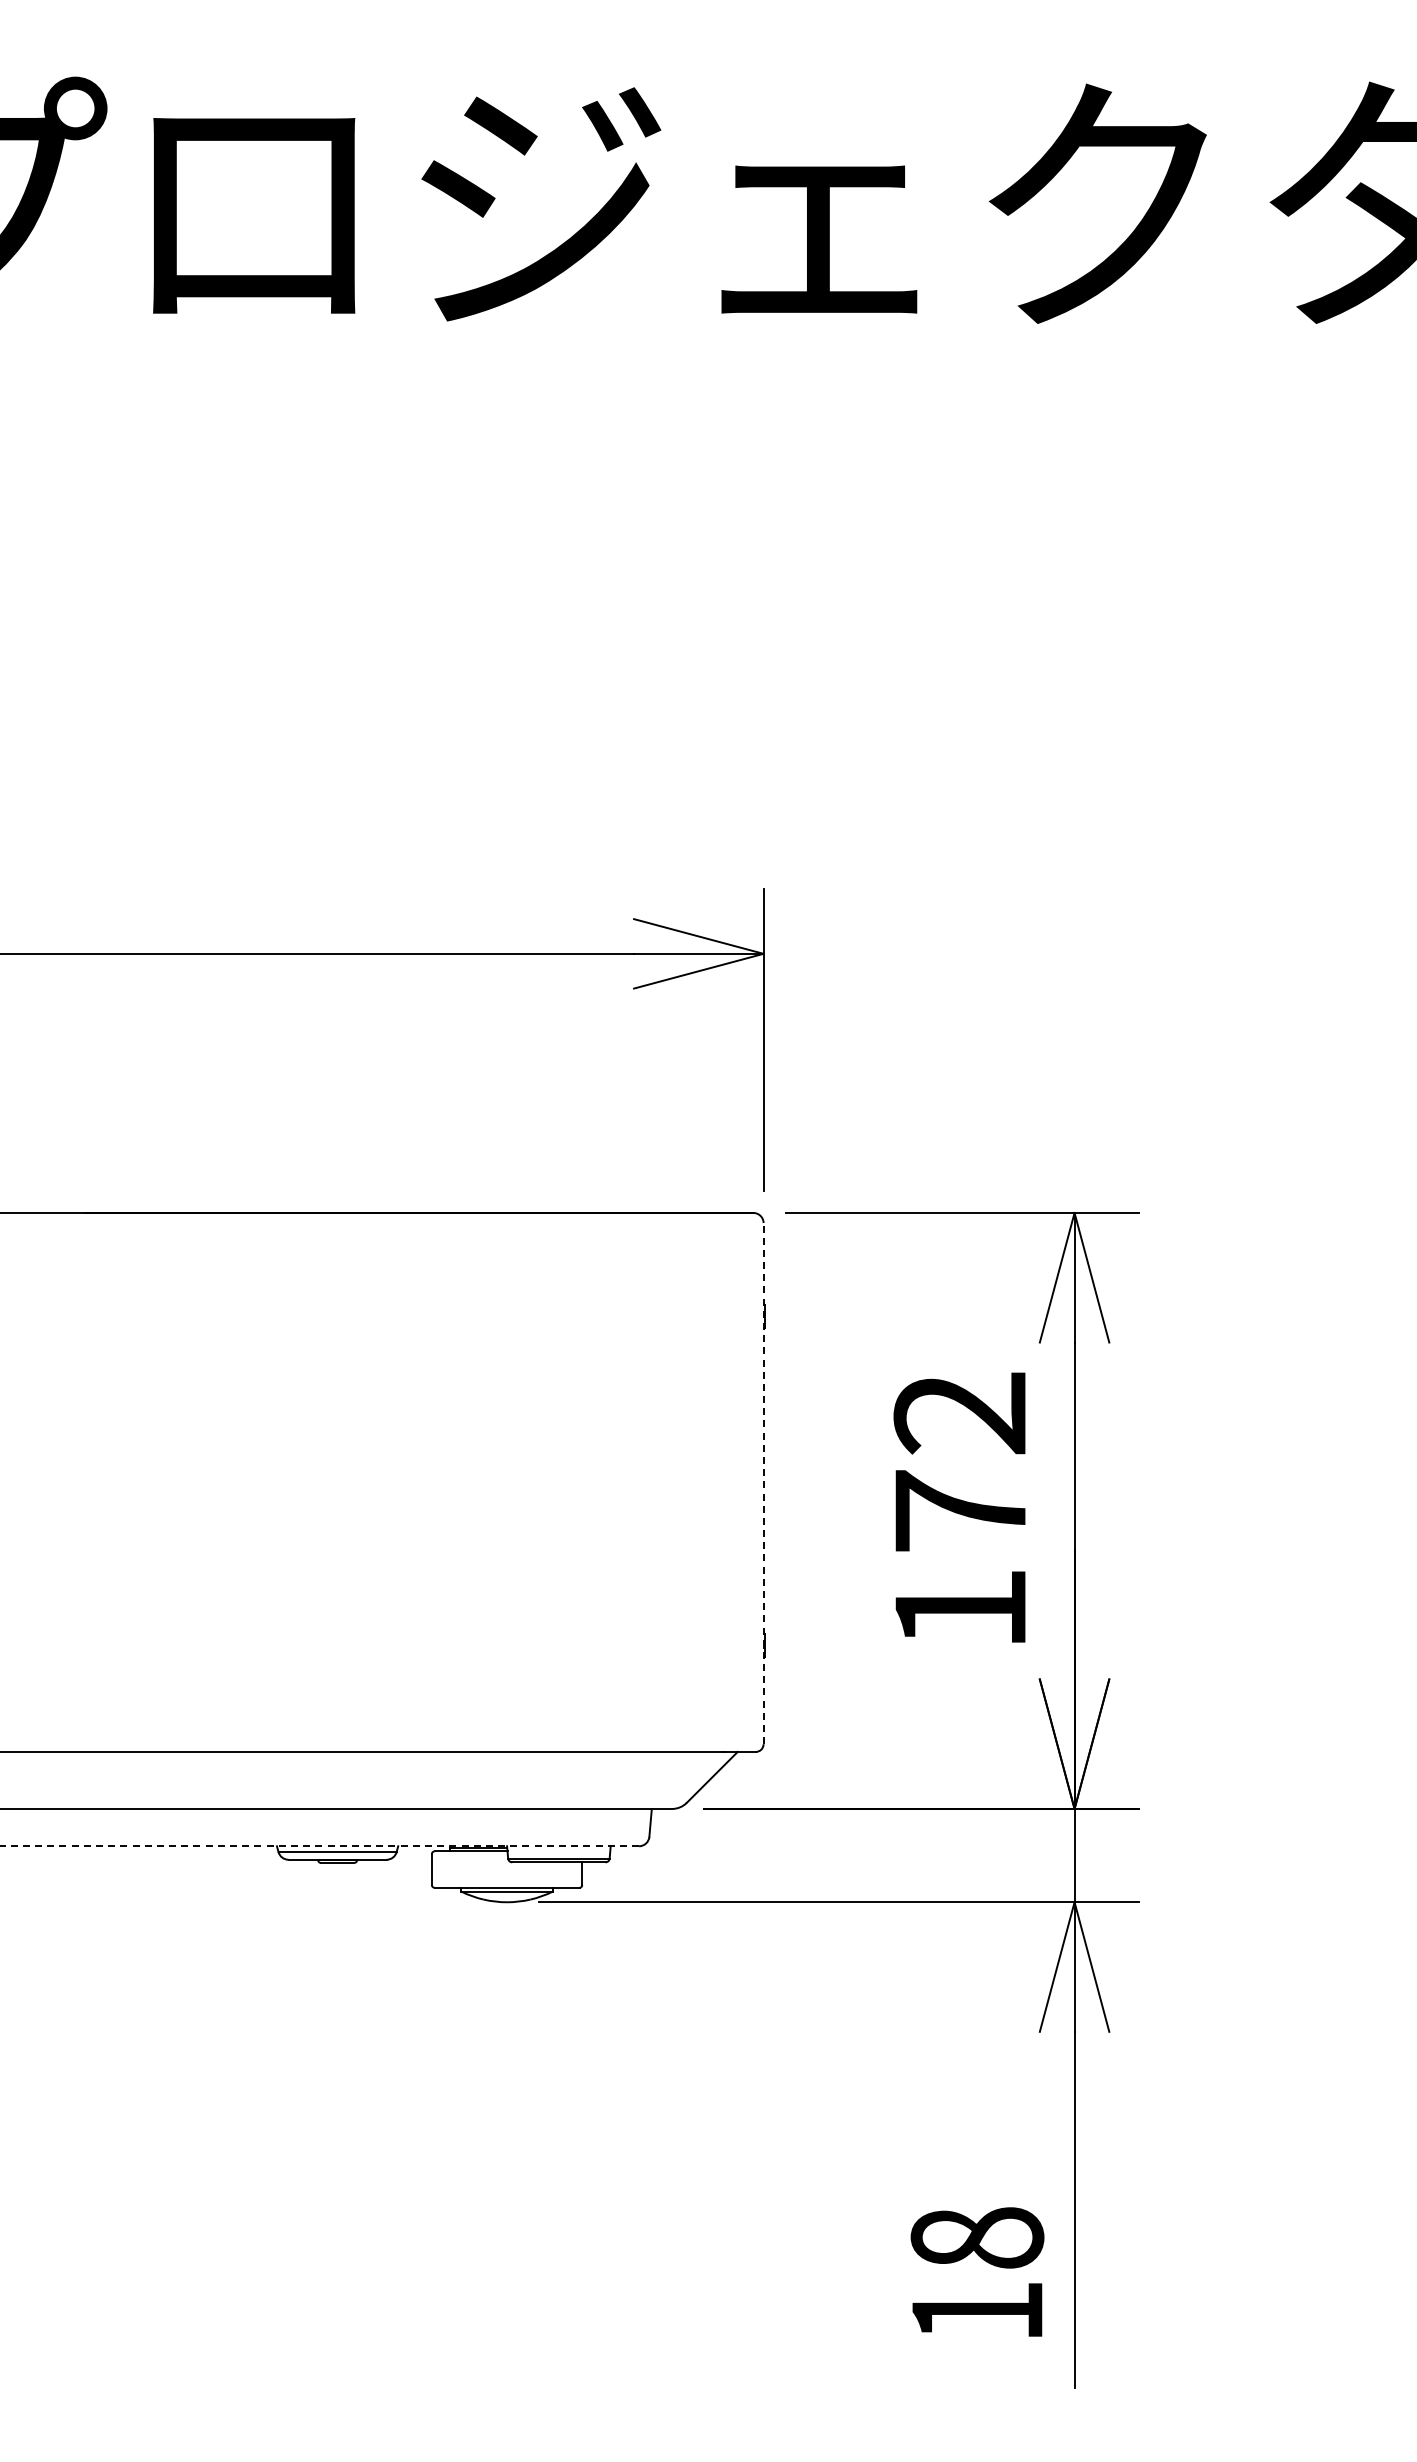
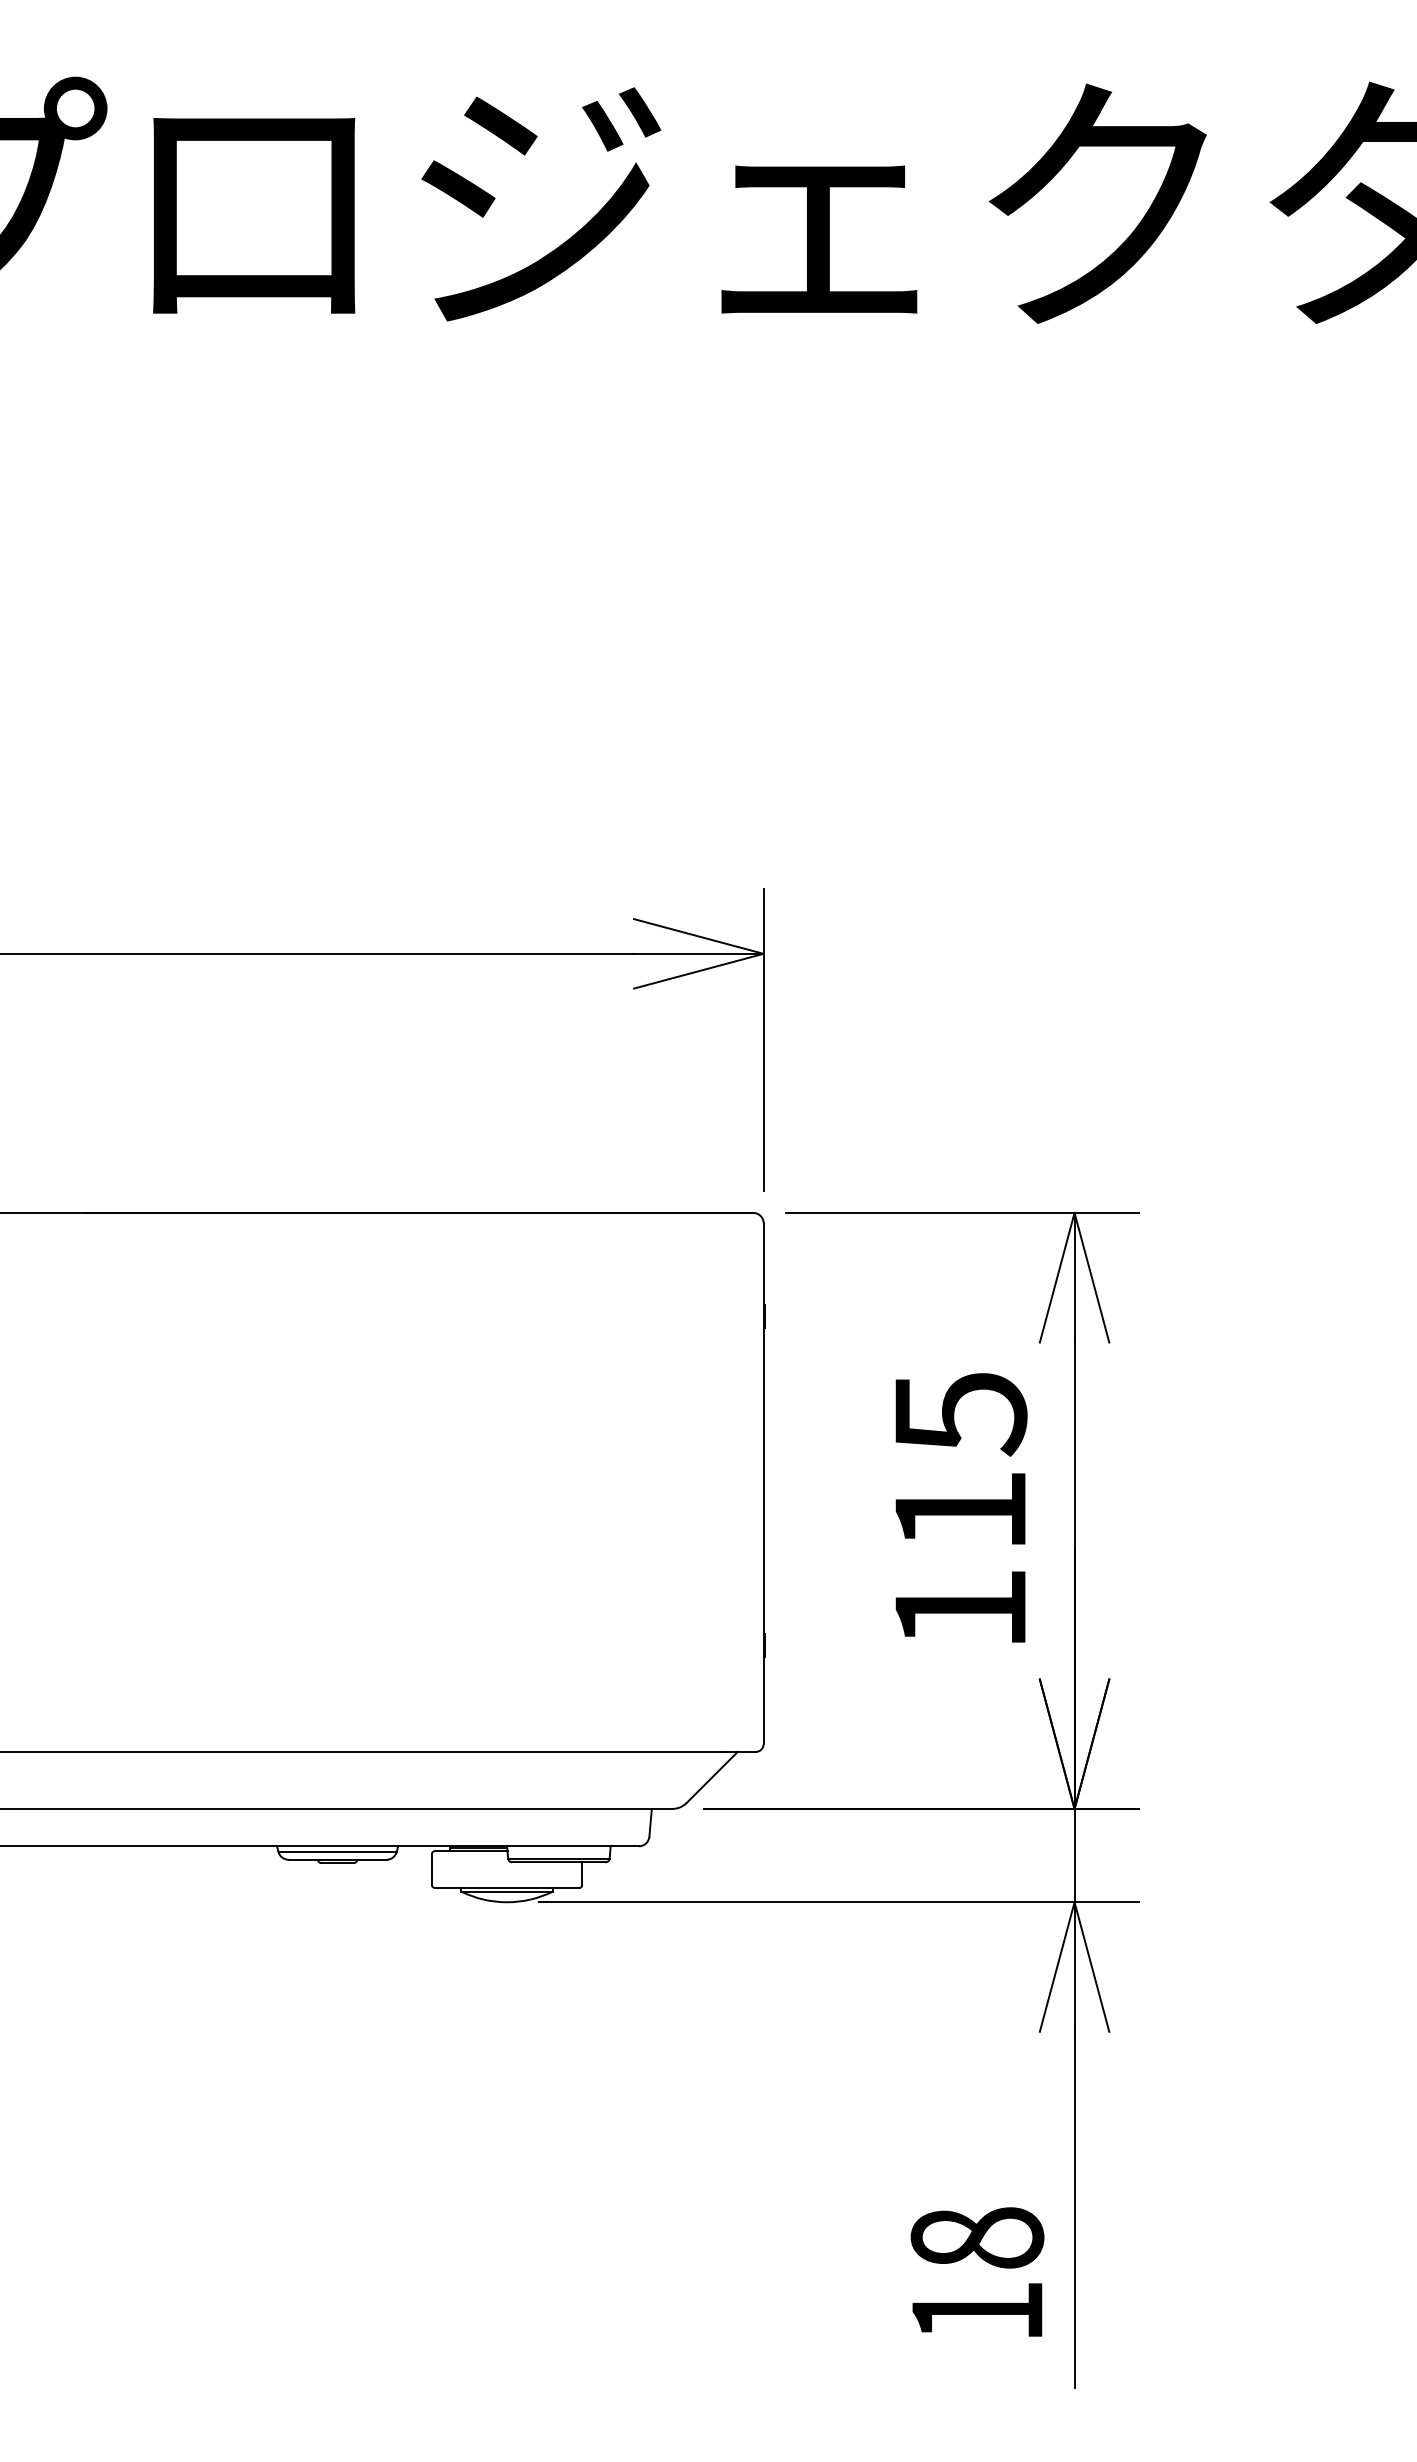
text: 172 -> 115 (960, 1461)
line: dashed -> solid (763, 1483)
line: dashed -> solid (319, 1846)
